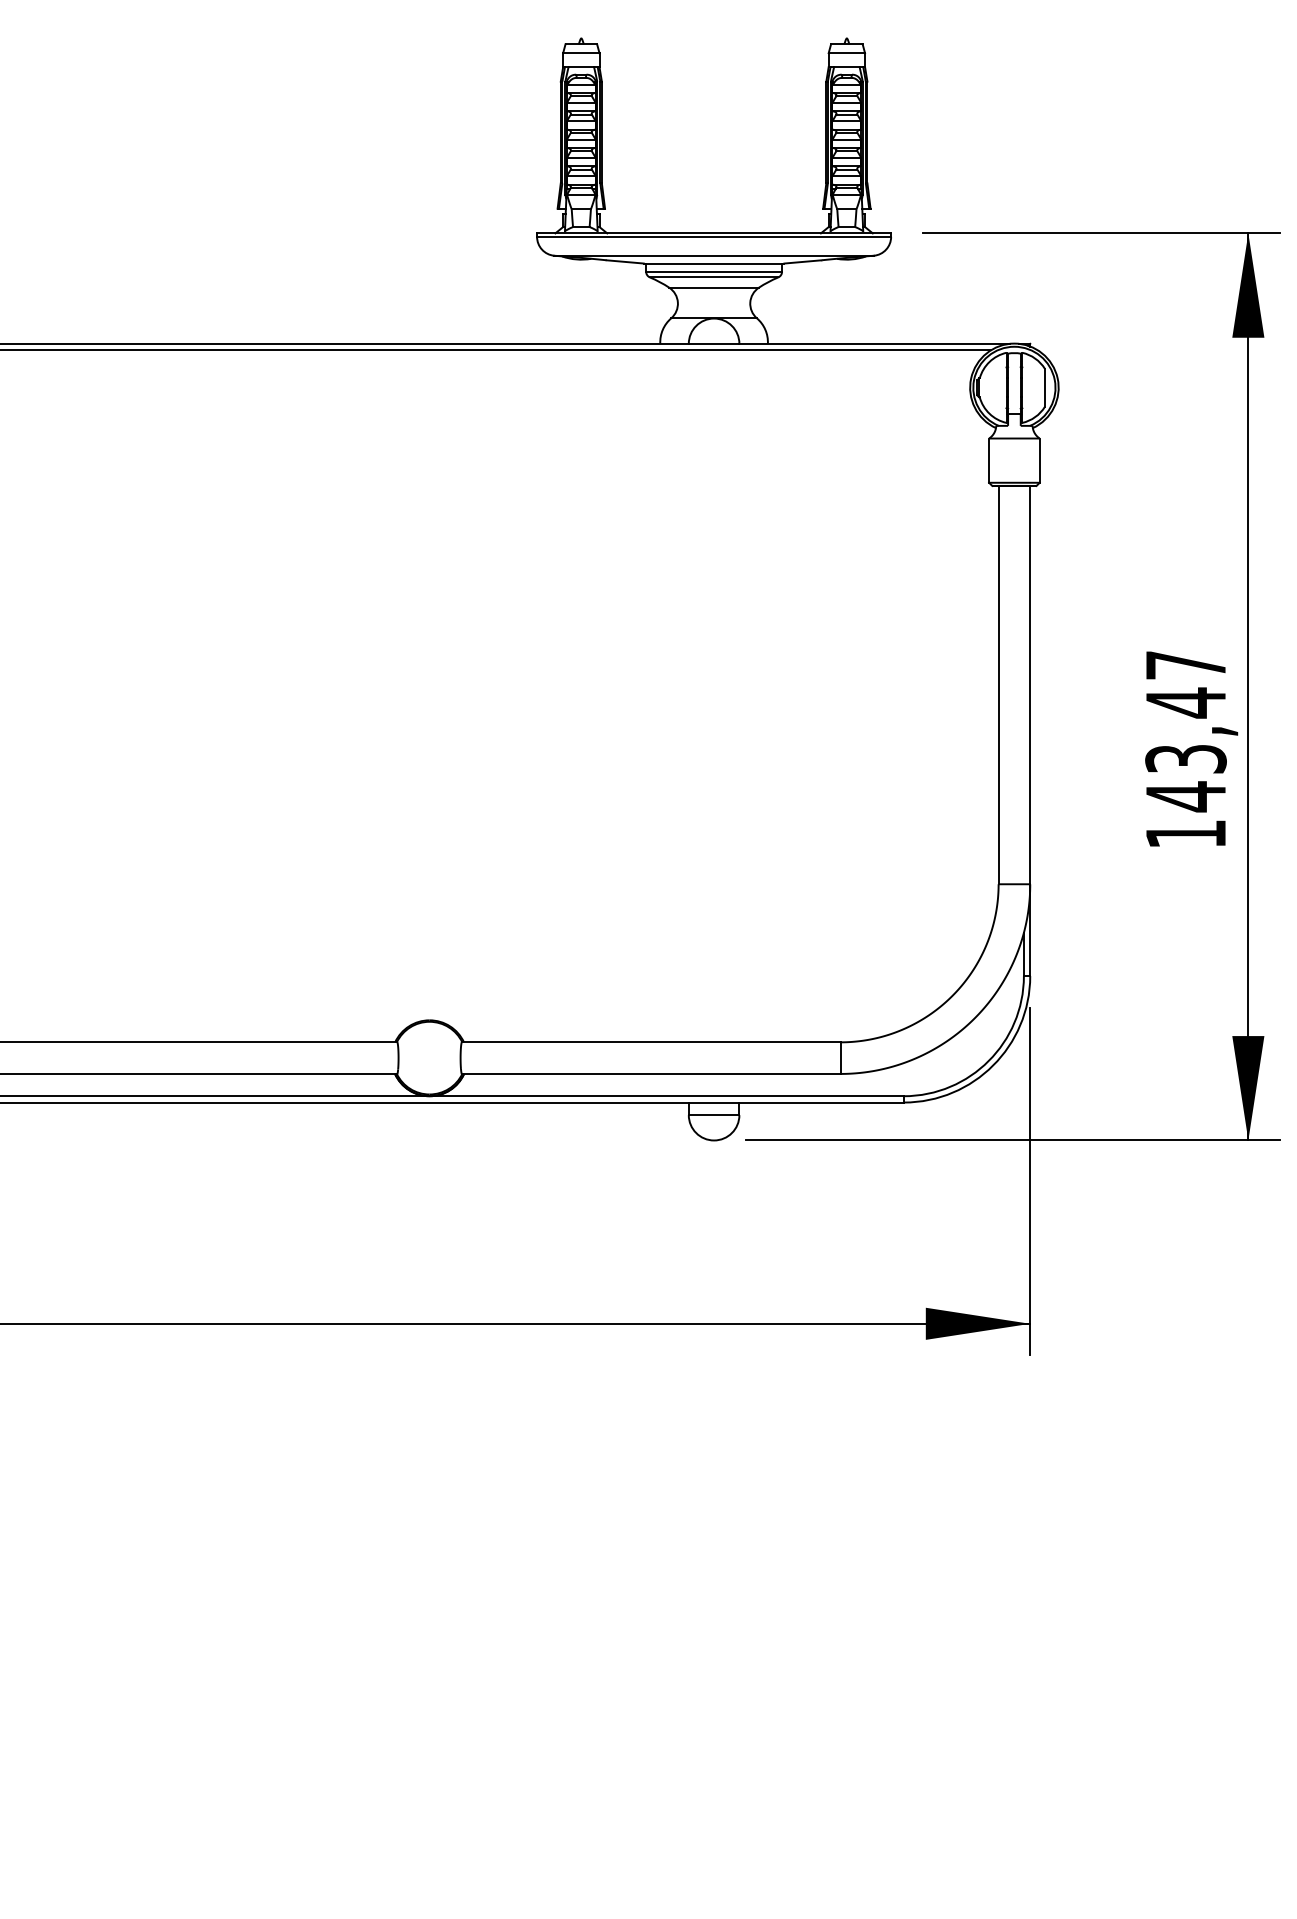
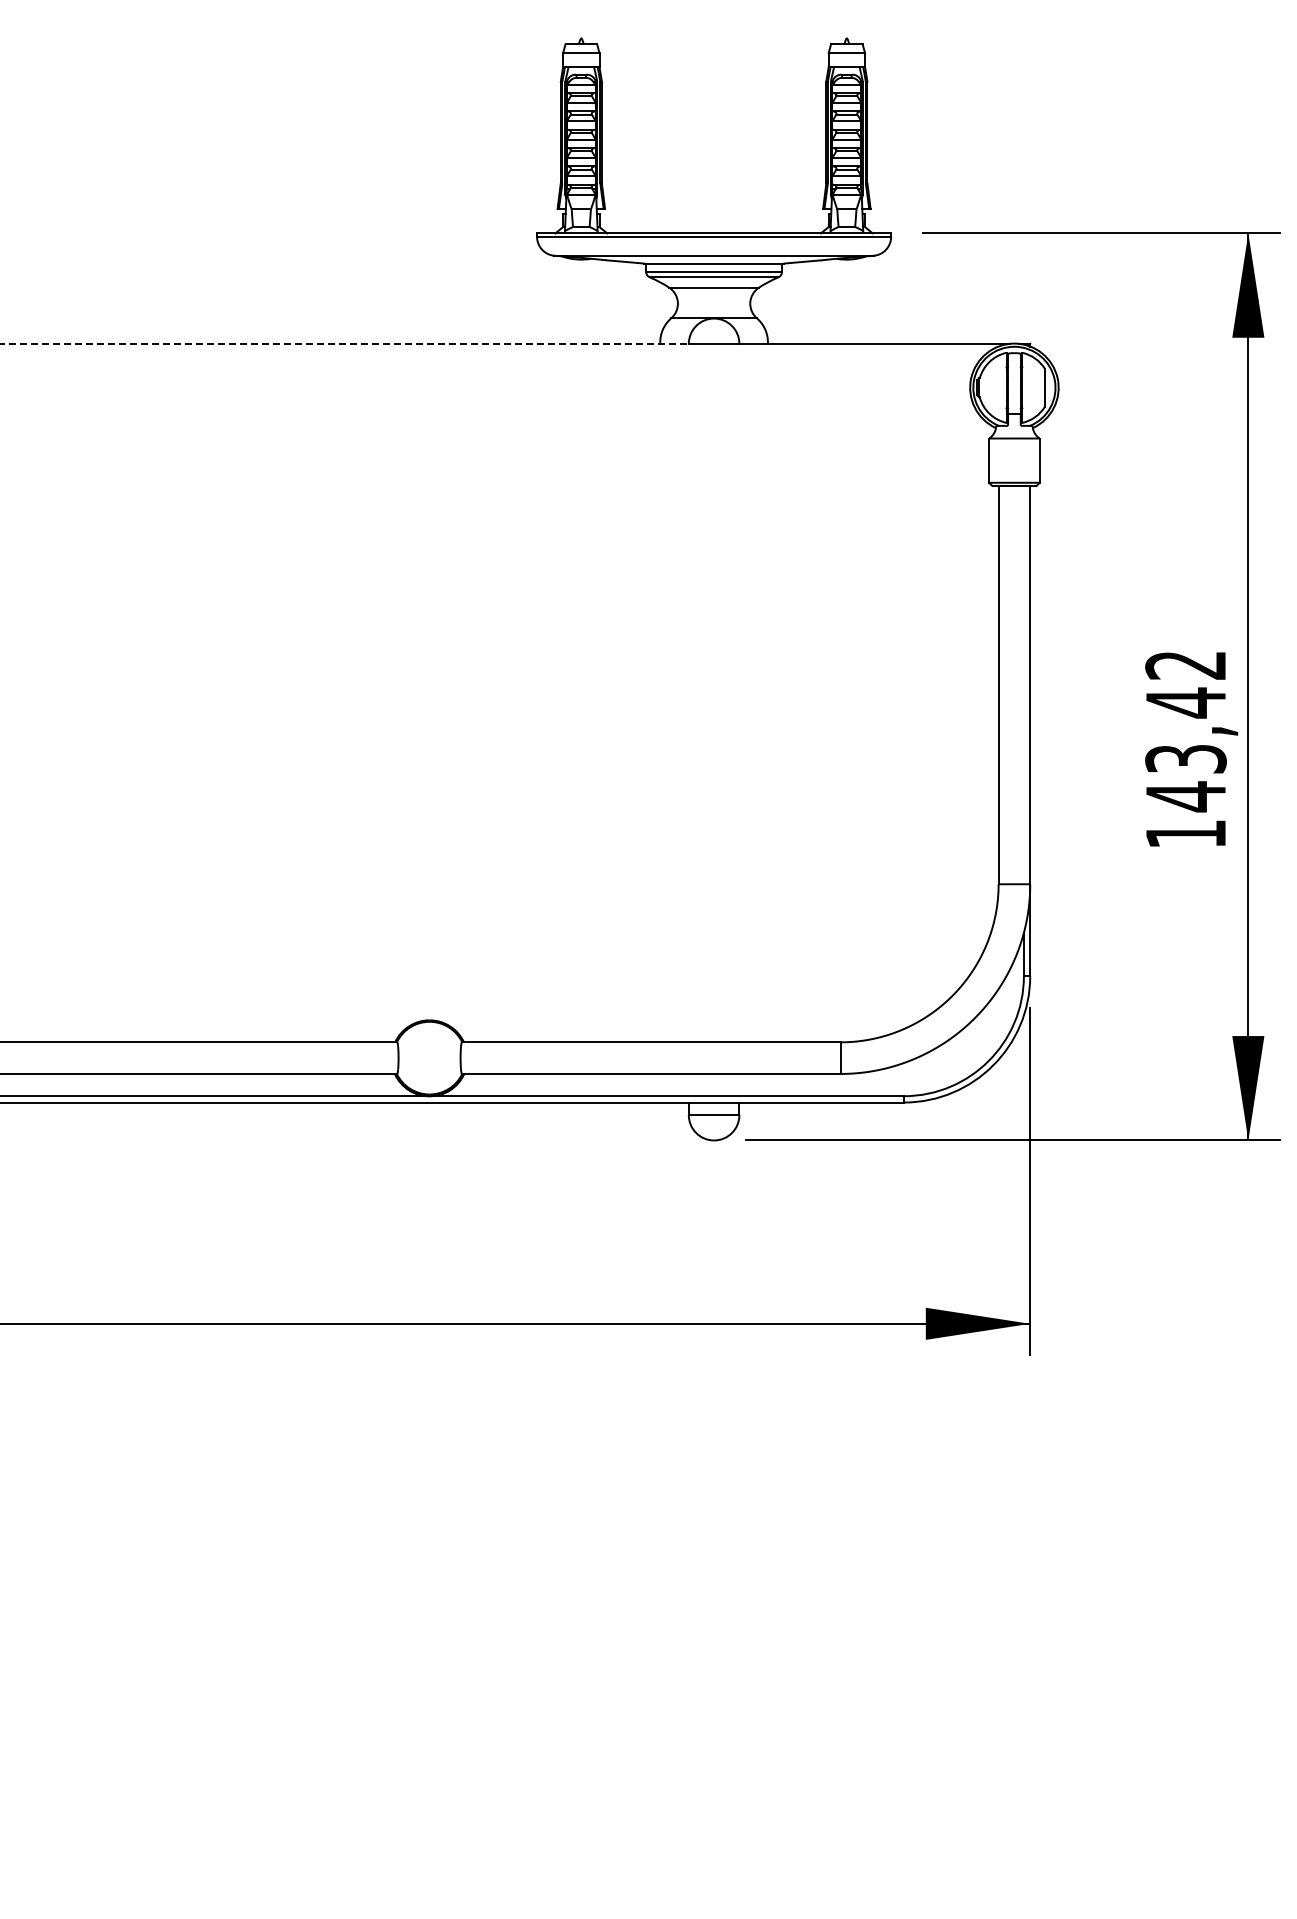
line: solid -> dashed (344, 343)
line: present -> none (496, 350)
text: 143,47 -> 143,42 (1185, 665)
